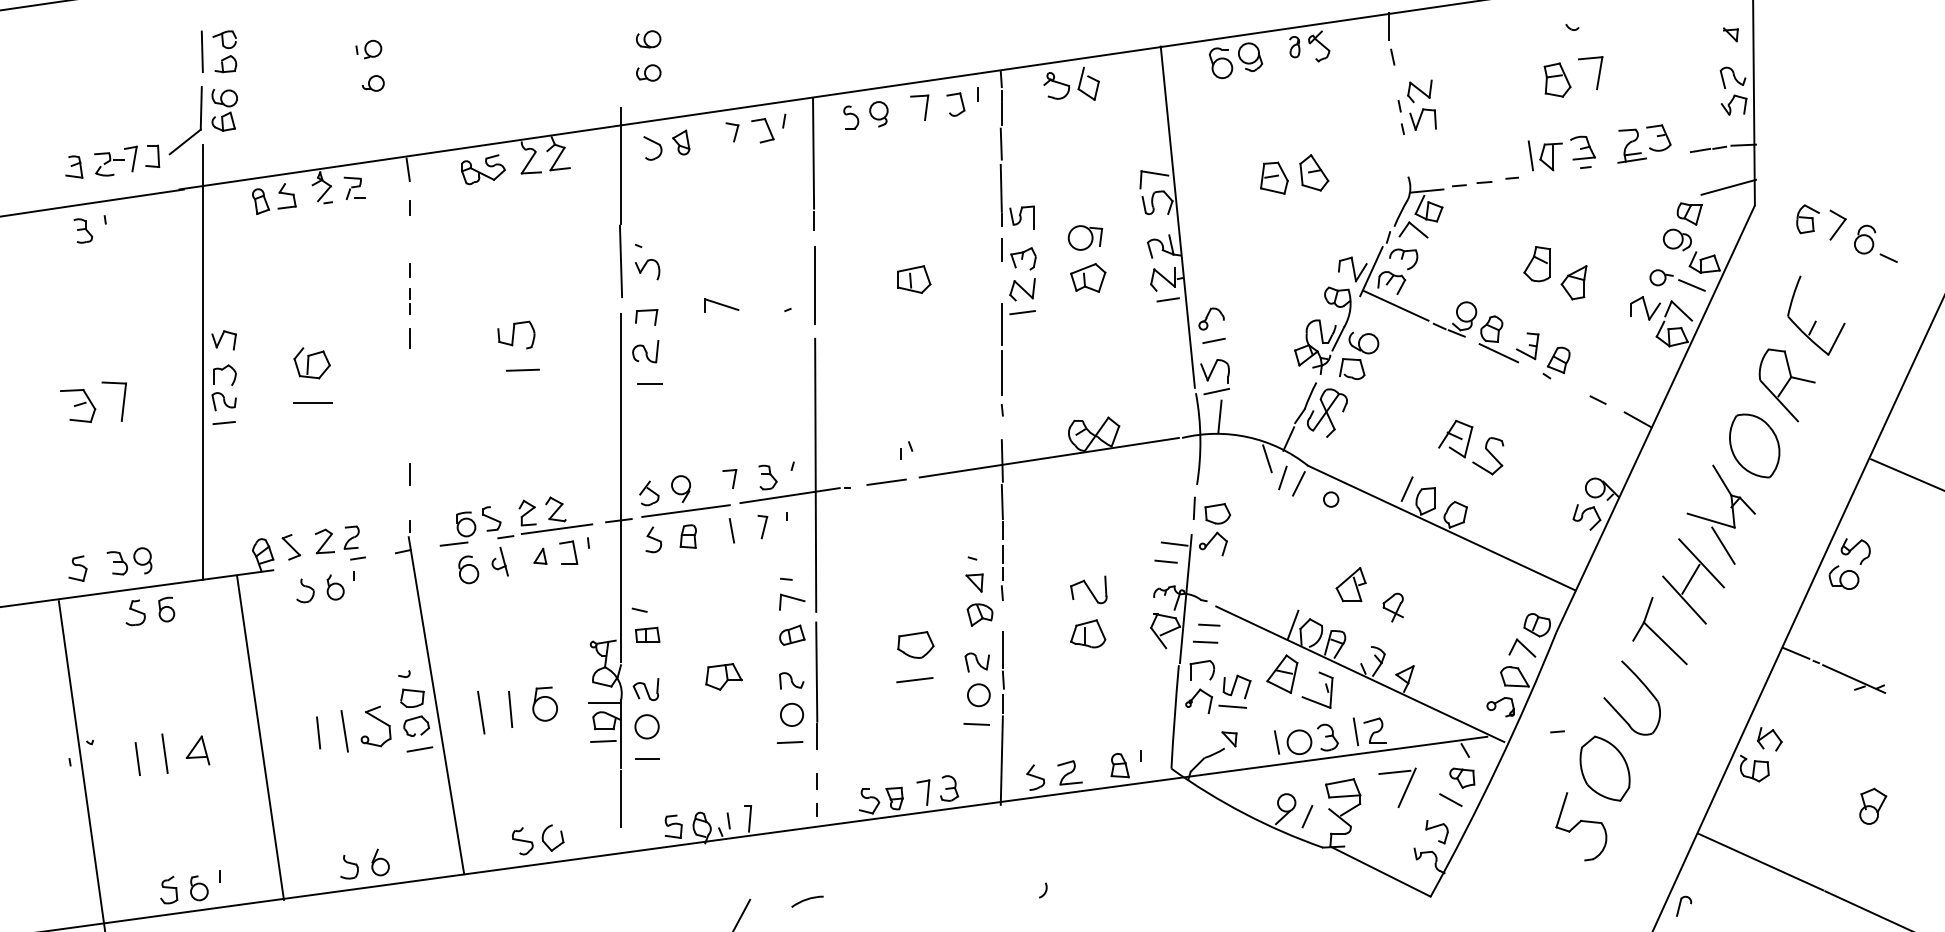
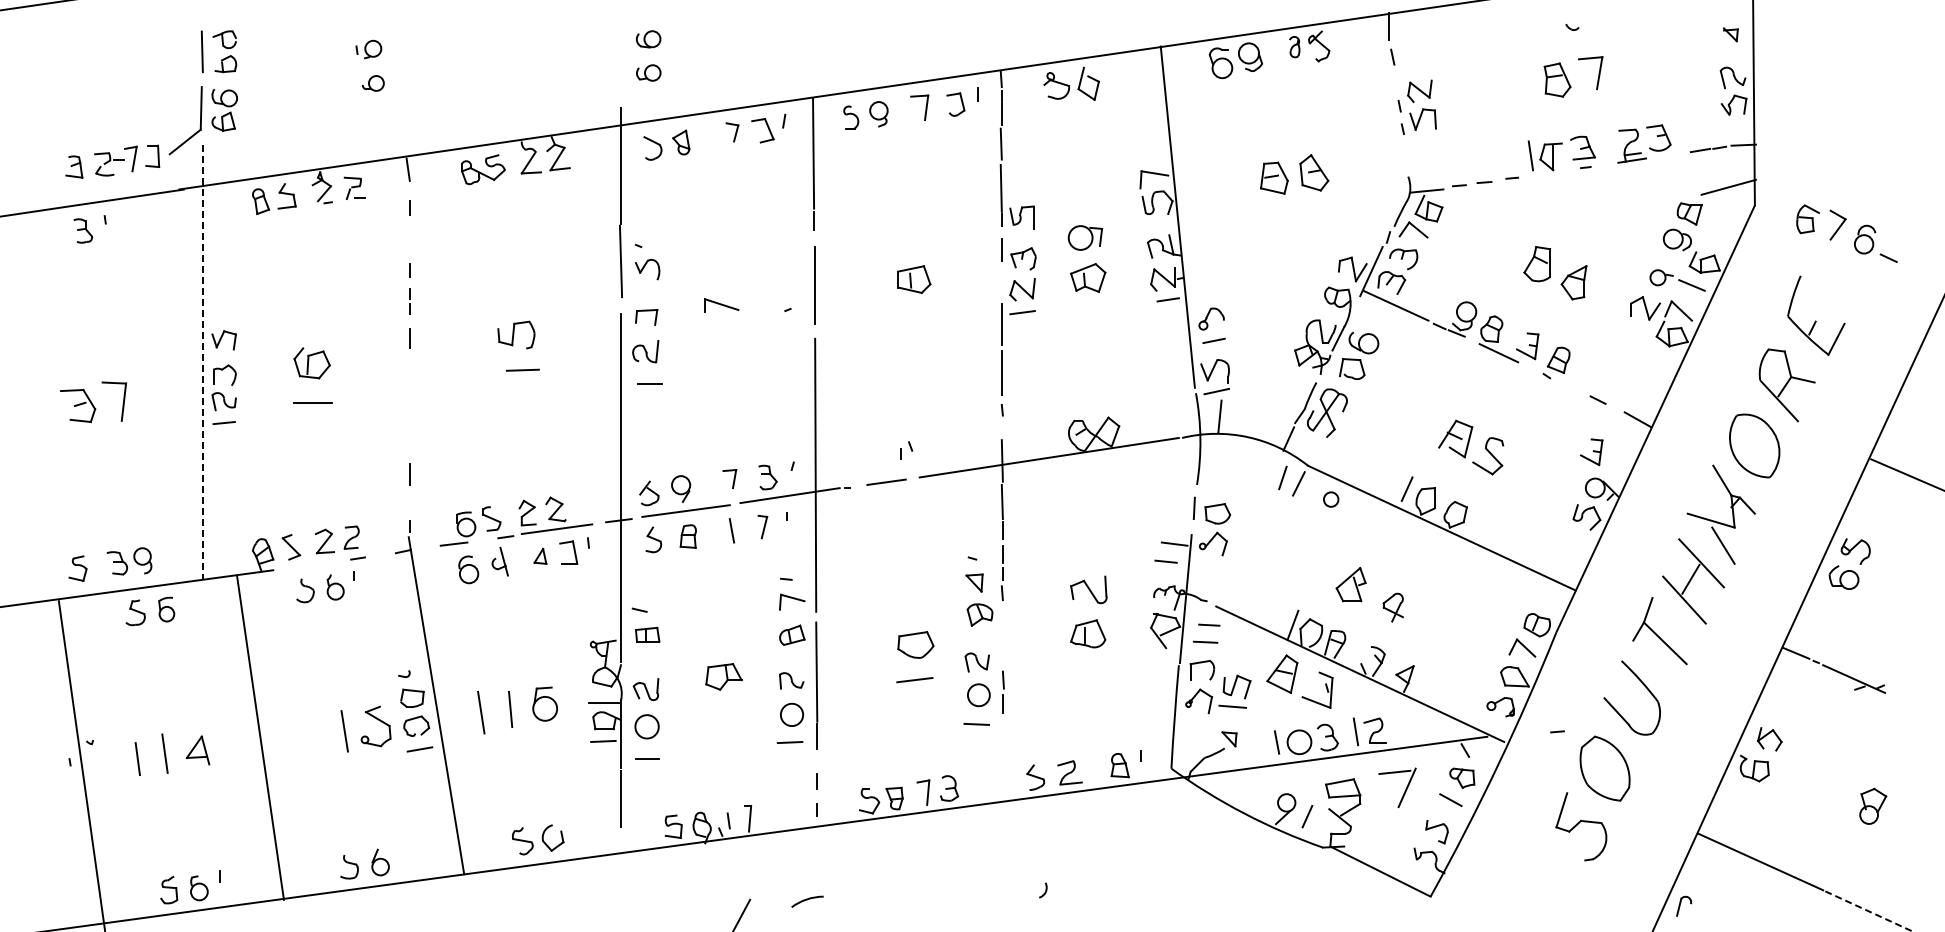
line: solid -> dashed (202, 362)
part: none -> present (1591, 452)
line: present -> none (1267, 458)
line: present -> none (1002, 650)
line: present -> none (318, 732)
line: present -> none (1001, 760)
line: solid -> dashed (1869, 911)
